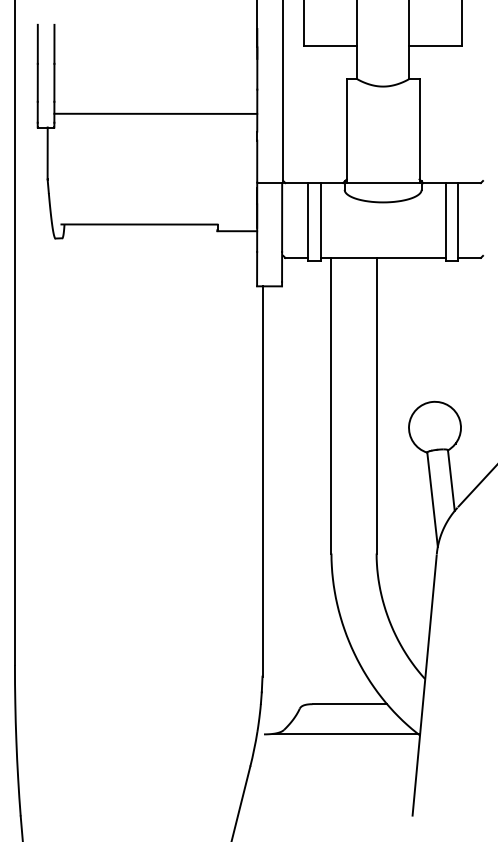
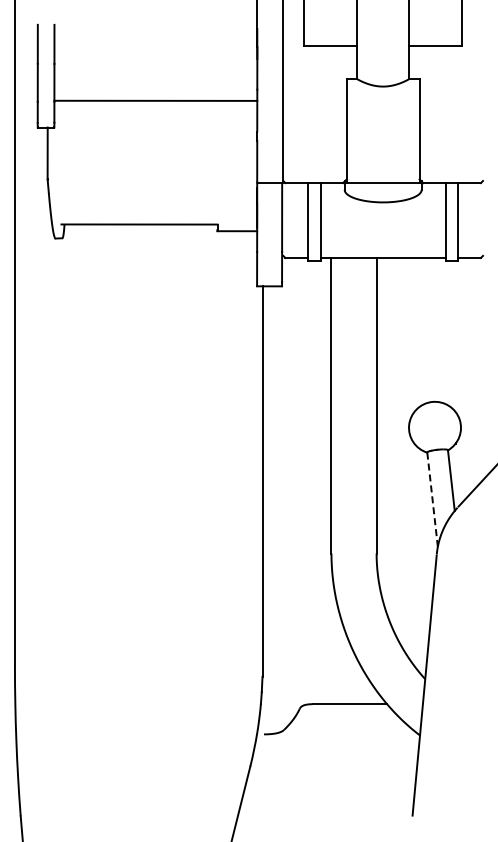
line position: (155, 113) -> (155, 100) (155, 100)
line: solid -> dashed (432, 499)
line: present -> none (345, 734)
